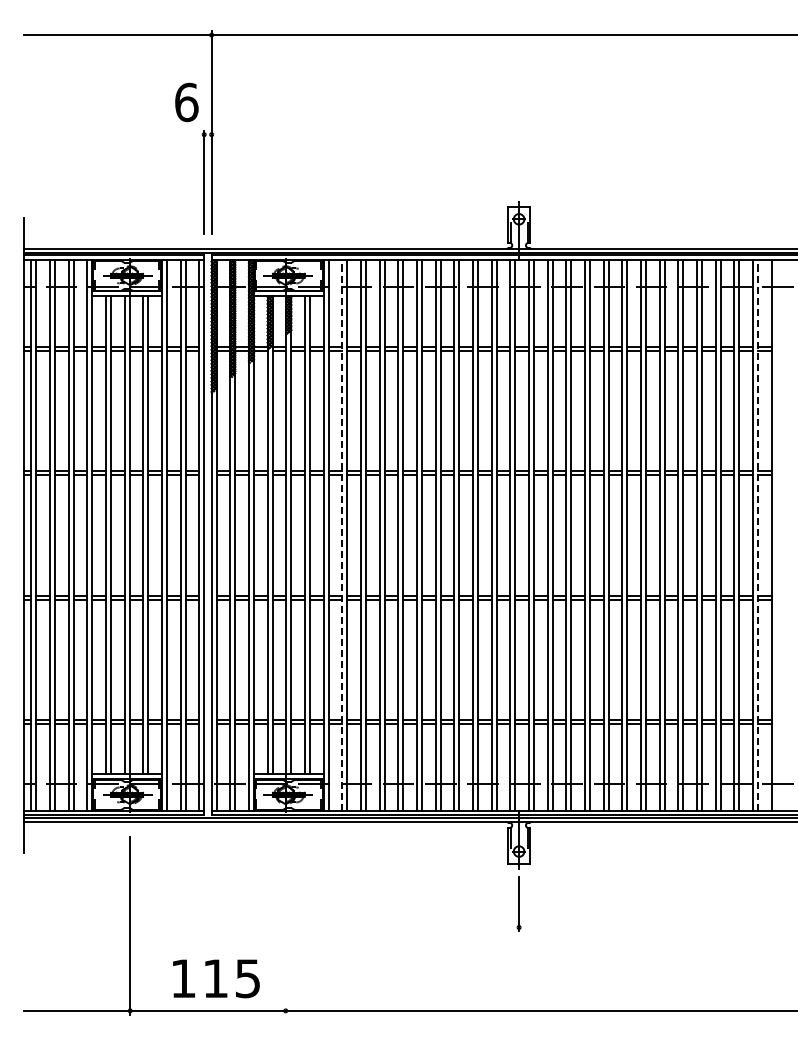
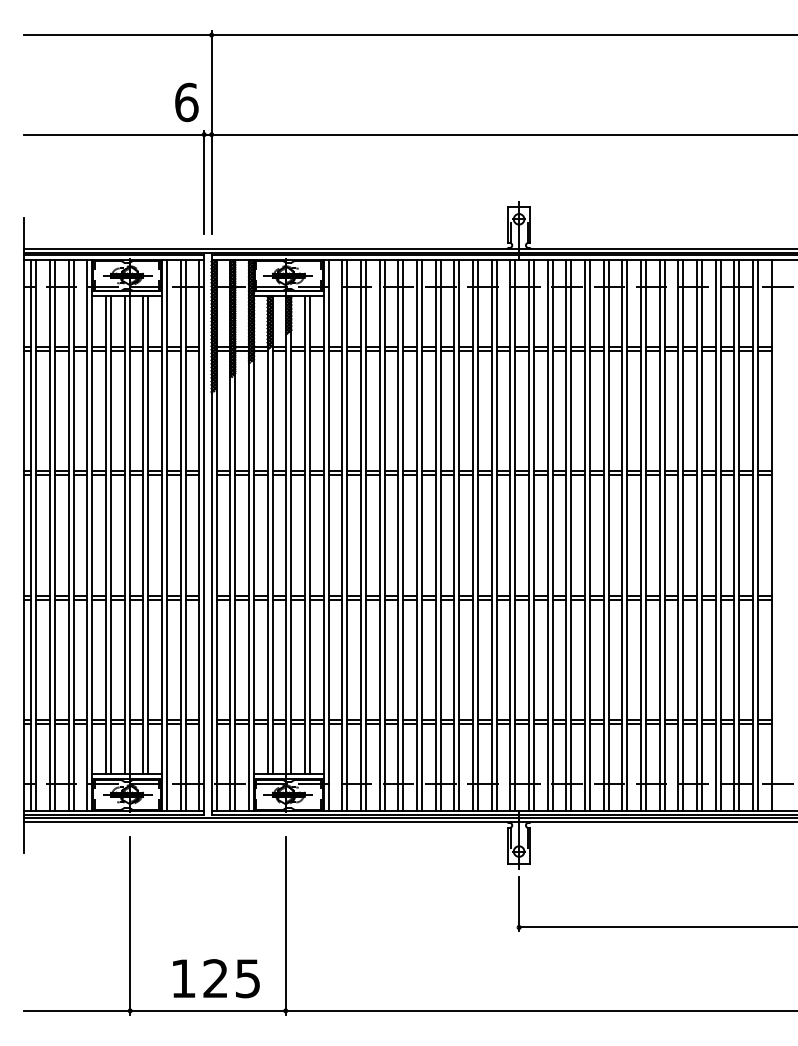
line: none -> present (408, 134)
line: dashed -> solid (342, 534)
line: dashed -> solid (758, 534)
line: none -> present (285, 925)
line: none -> present (656, 927)
text: 115 -> 125 (215, 978)
